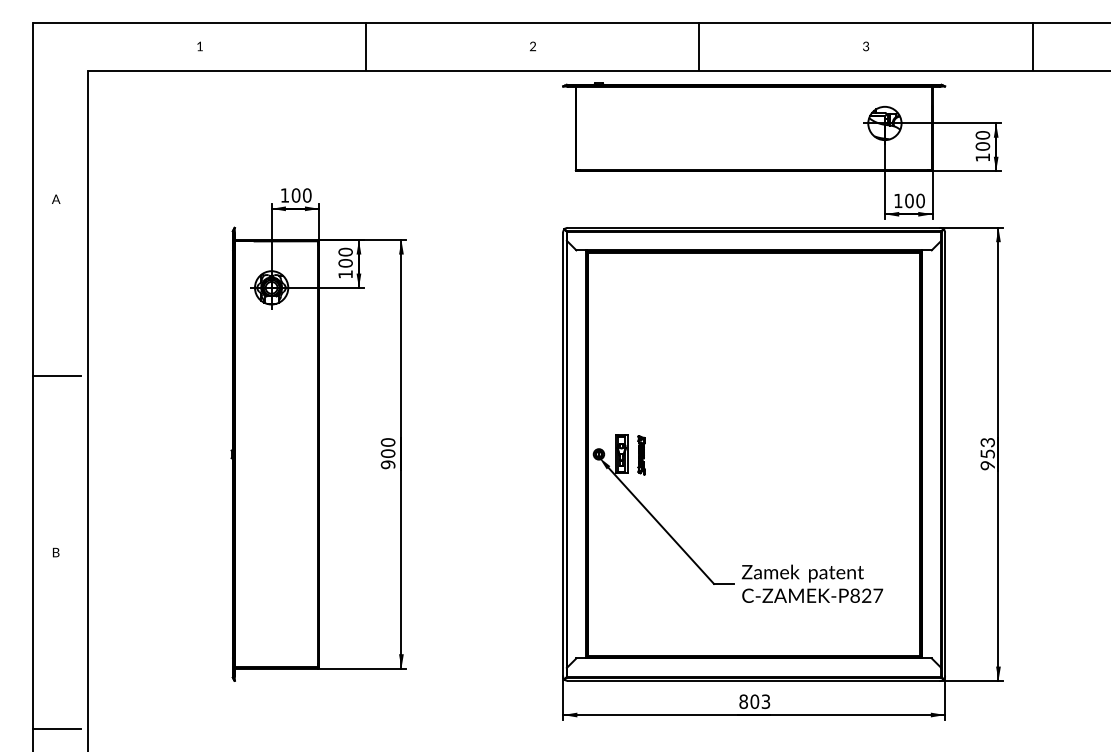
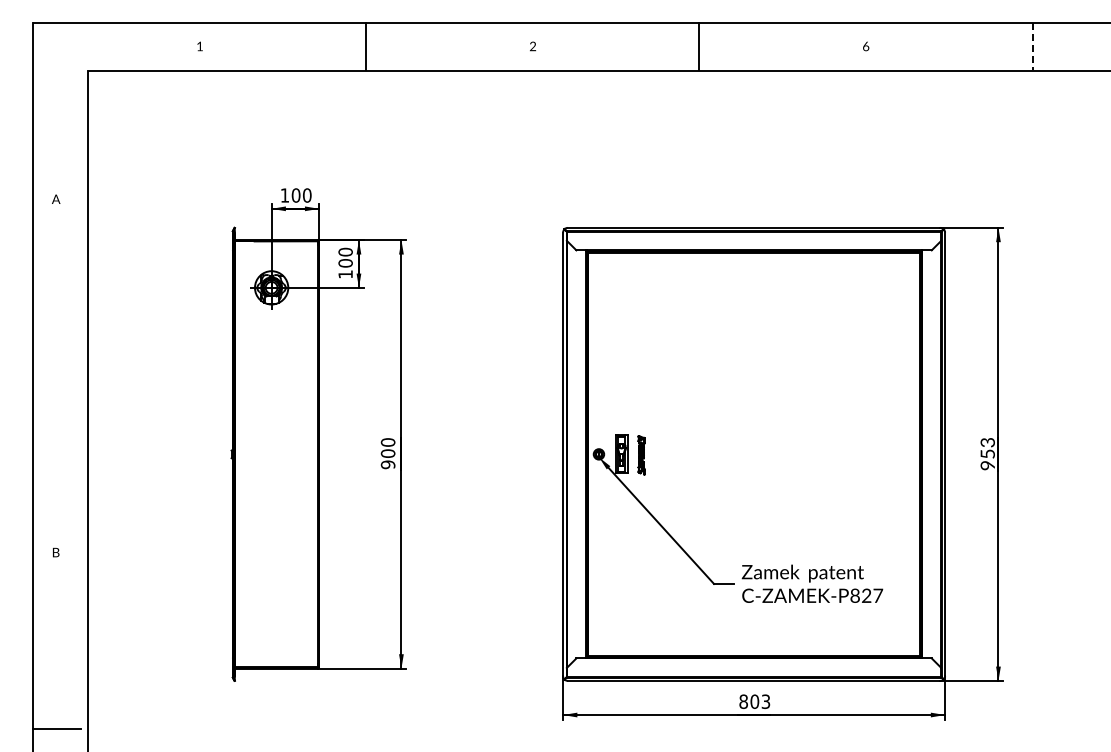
text: 3 -> 6 (866, 45)
line: solid -> dashed (1032, 46)
part: present -> none (781, 150)
line: present -> none (56, 375)
